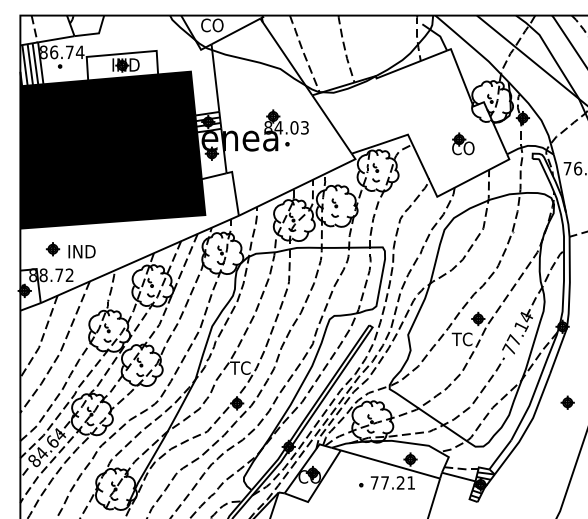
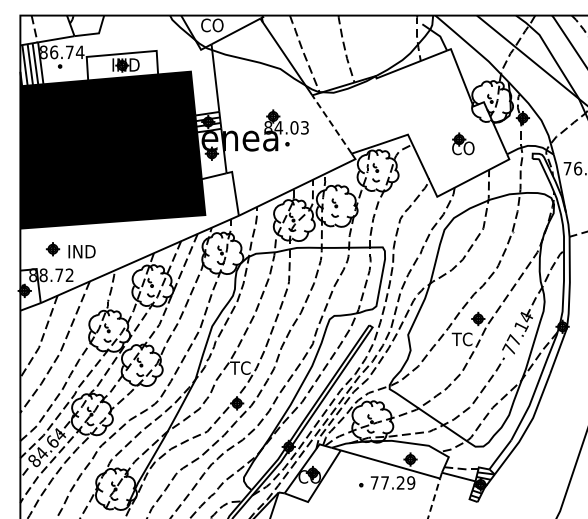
line: solid -> dashed (331, 124)
part: present -> none (567, 402)
text: 77.21 -> 77.29 (411, 482)
line: solid -> dashed (434, 498)
